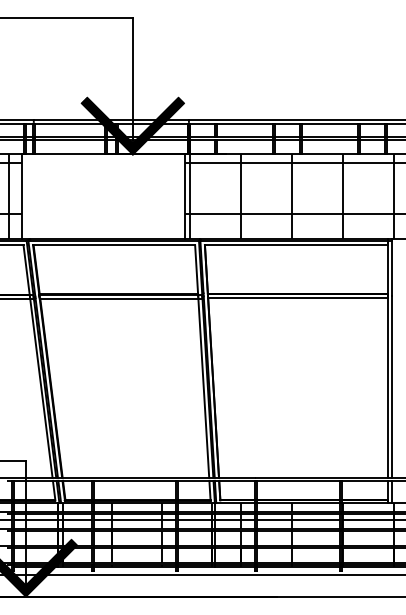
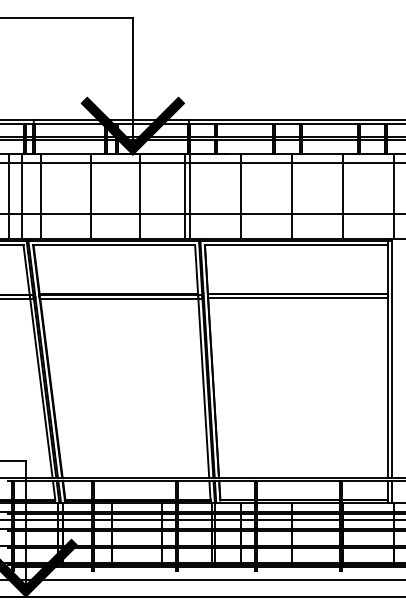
hatch: none -> present (103, 196)
line position: (202, 574) -> (202, 579) (202, 579)
